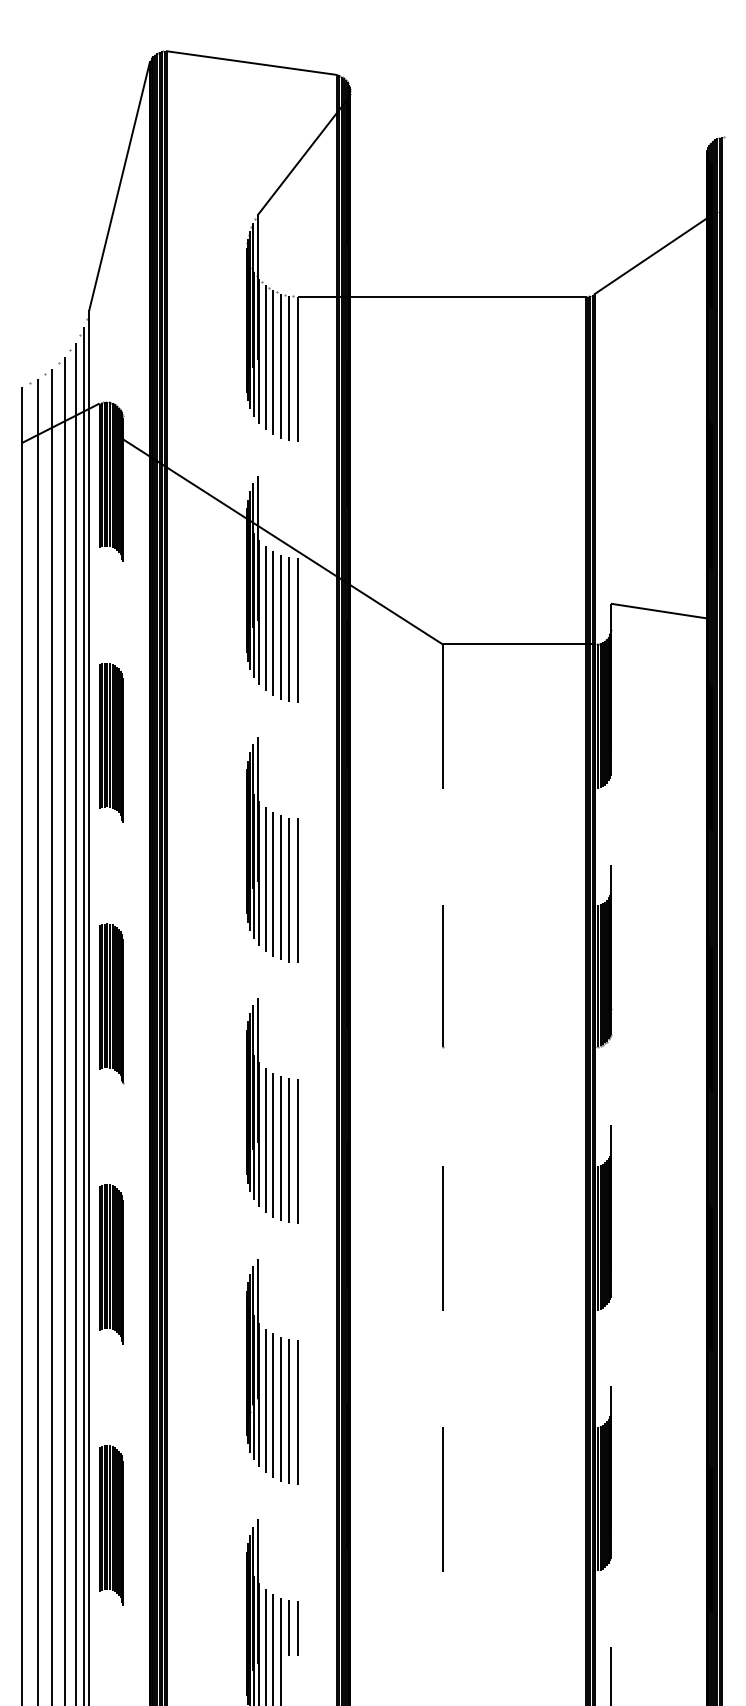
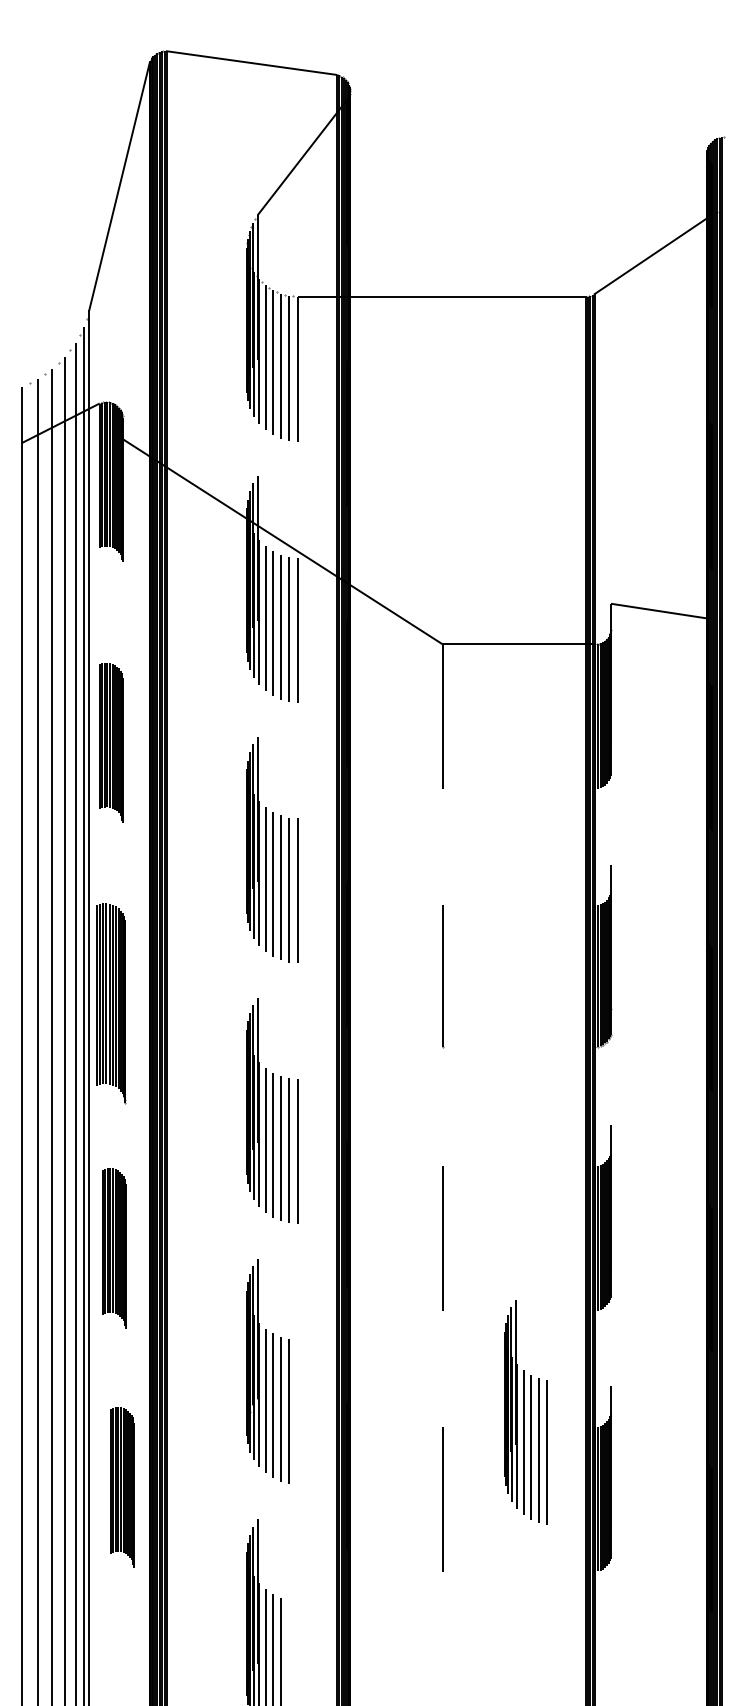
part size: 26x162 px -> 31x202 px (111, 1003)
part position: (111, 1264) -> (114, 1248) (114, 1248)
line: present -> none (297, 1412)
part: none -> present (525, 1412)
part position: (111, 1525) -> (122, 1487) (122, 1487)
line: present -> none (288, 1627)
line: present -> none (297, 1628)
line: present -> none (611, 1674)
